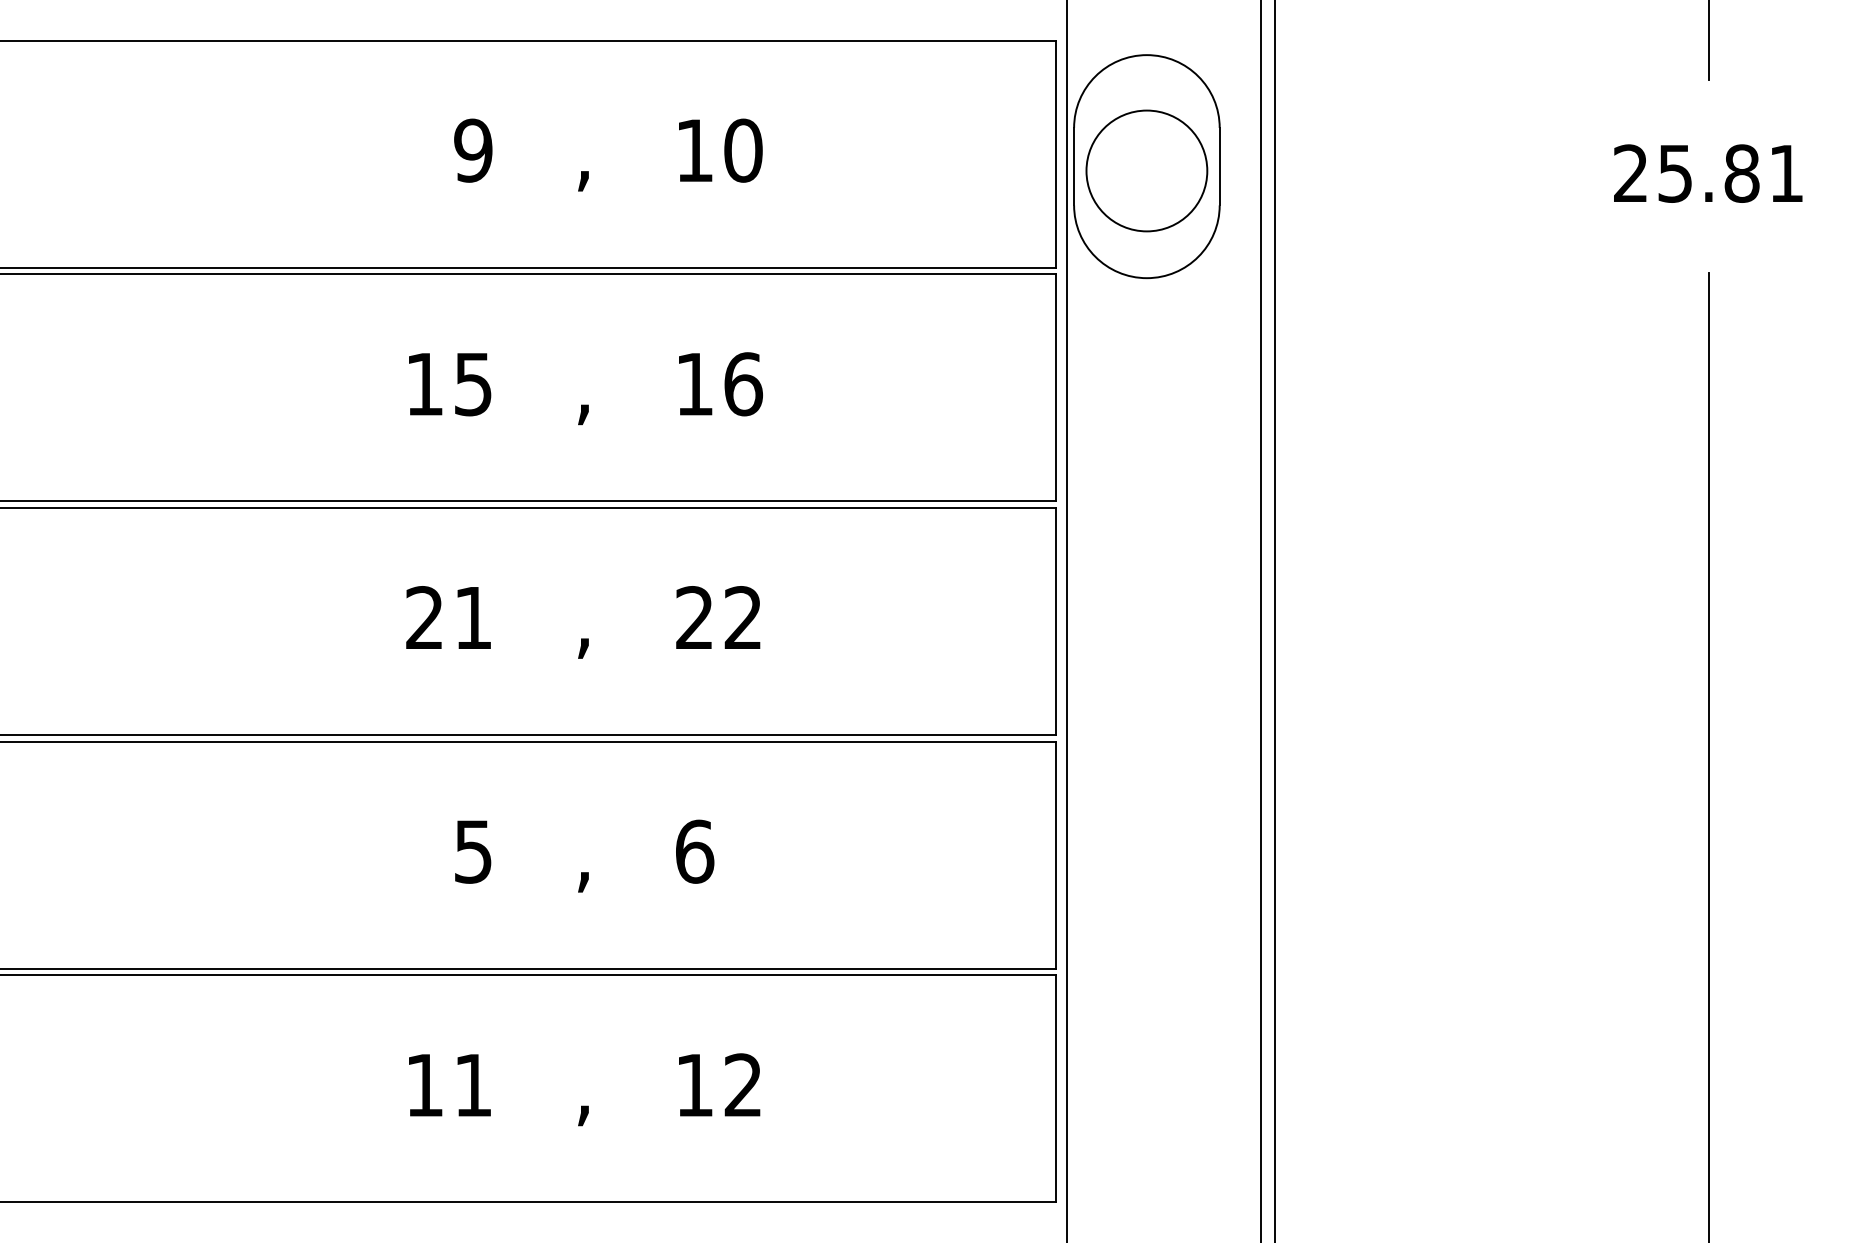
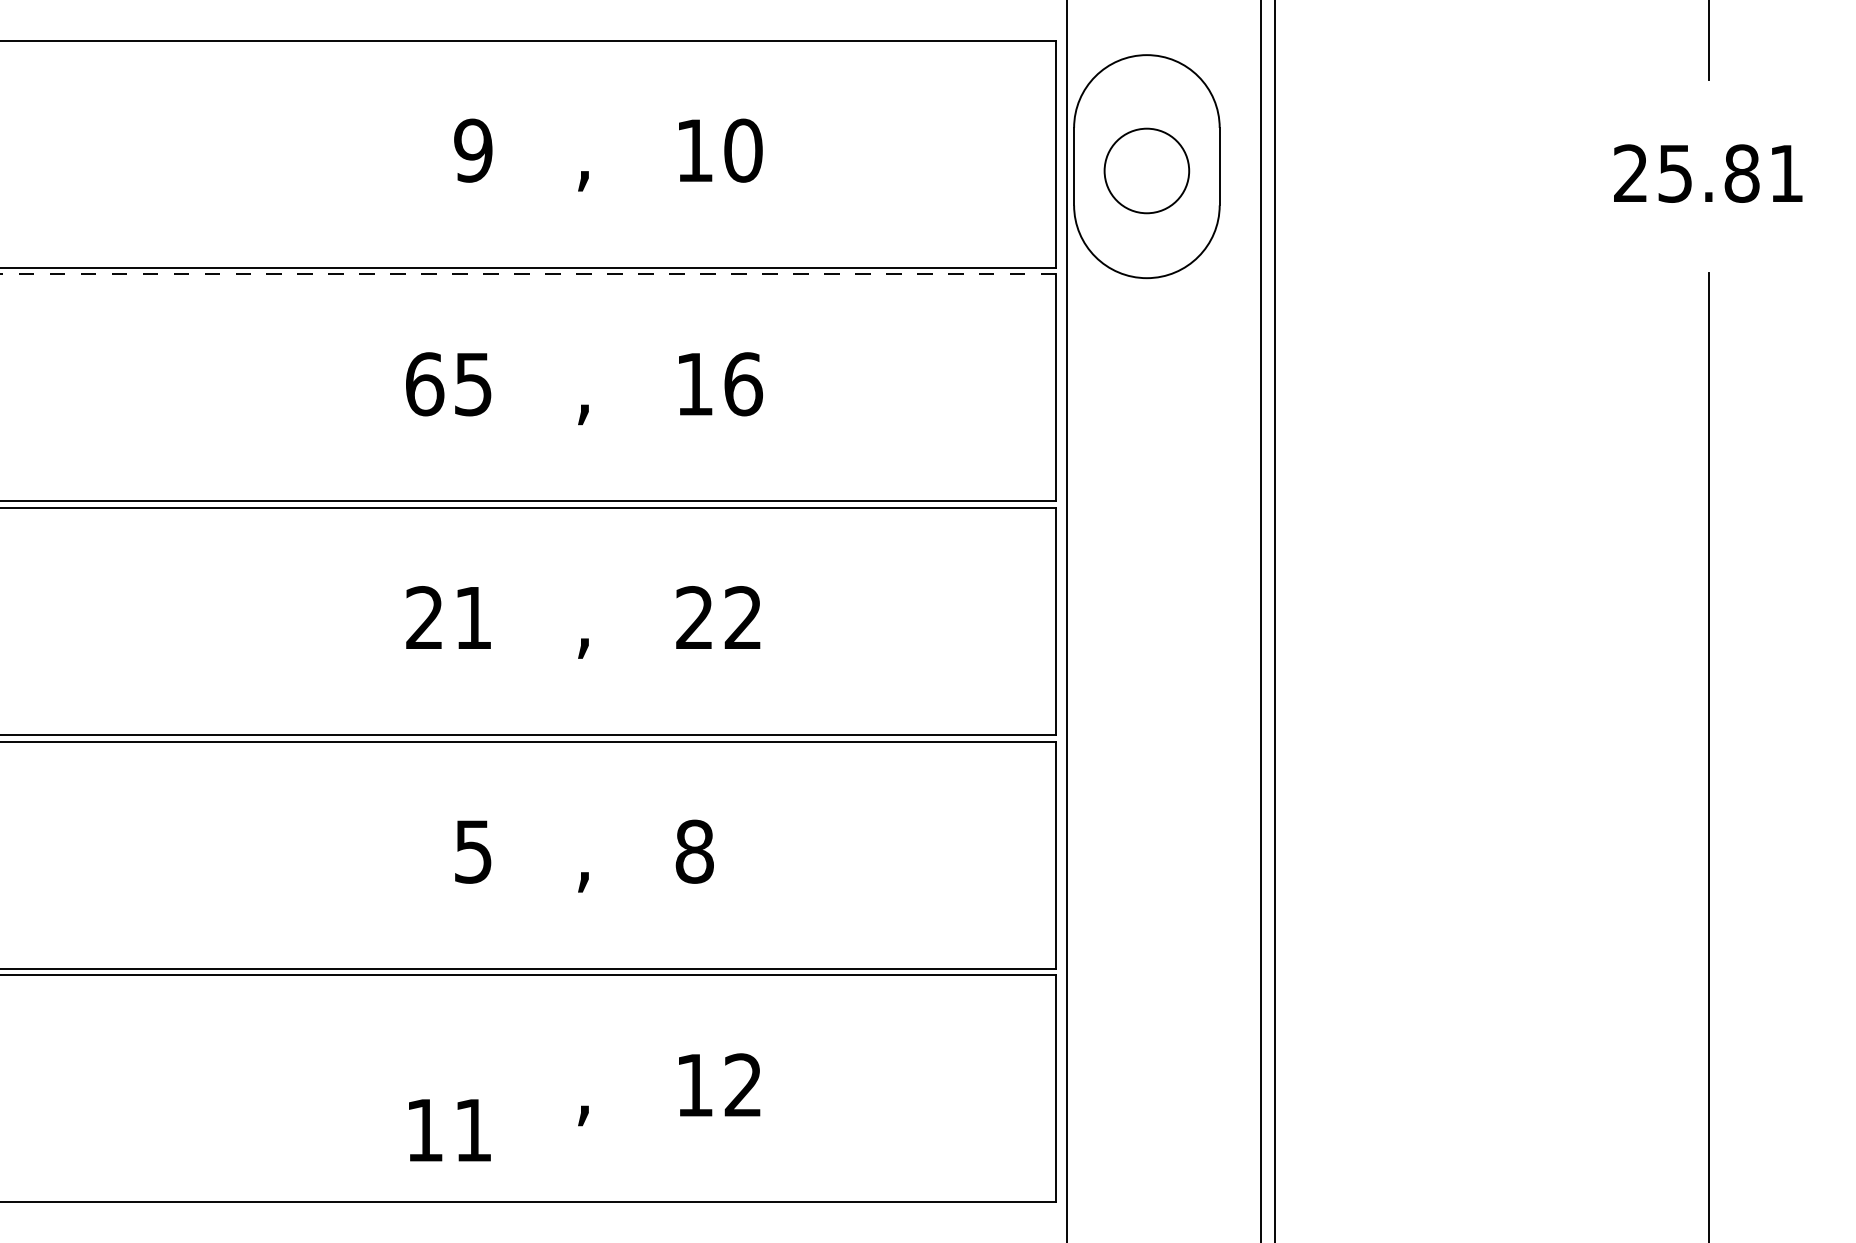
circle diameter: 121 px -> 85 px (1146, 170)
line: solid -> dashed (528, 274)
text: 15 -> 65 (425, 384)
text: 6 -> 8 (694, 851)
text position: (449, 1085) -> (449, 1130) (449, 1130)
